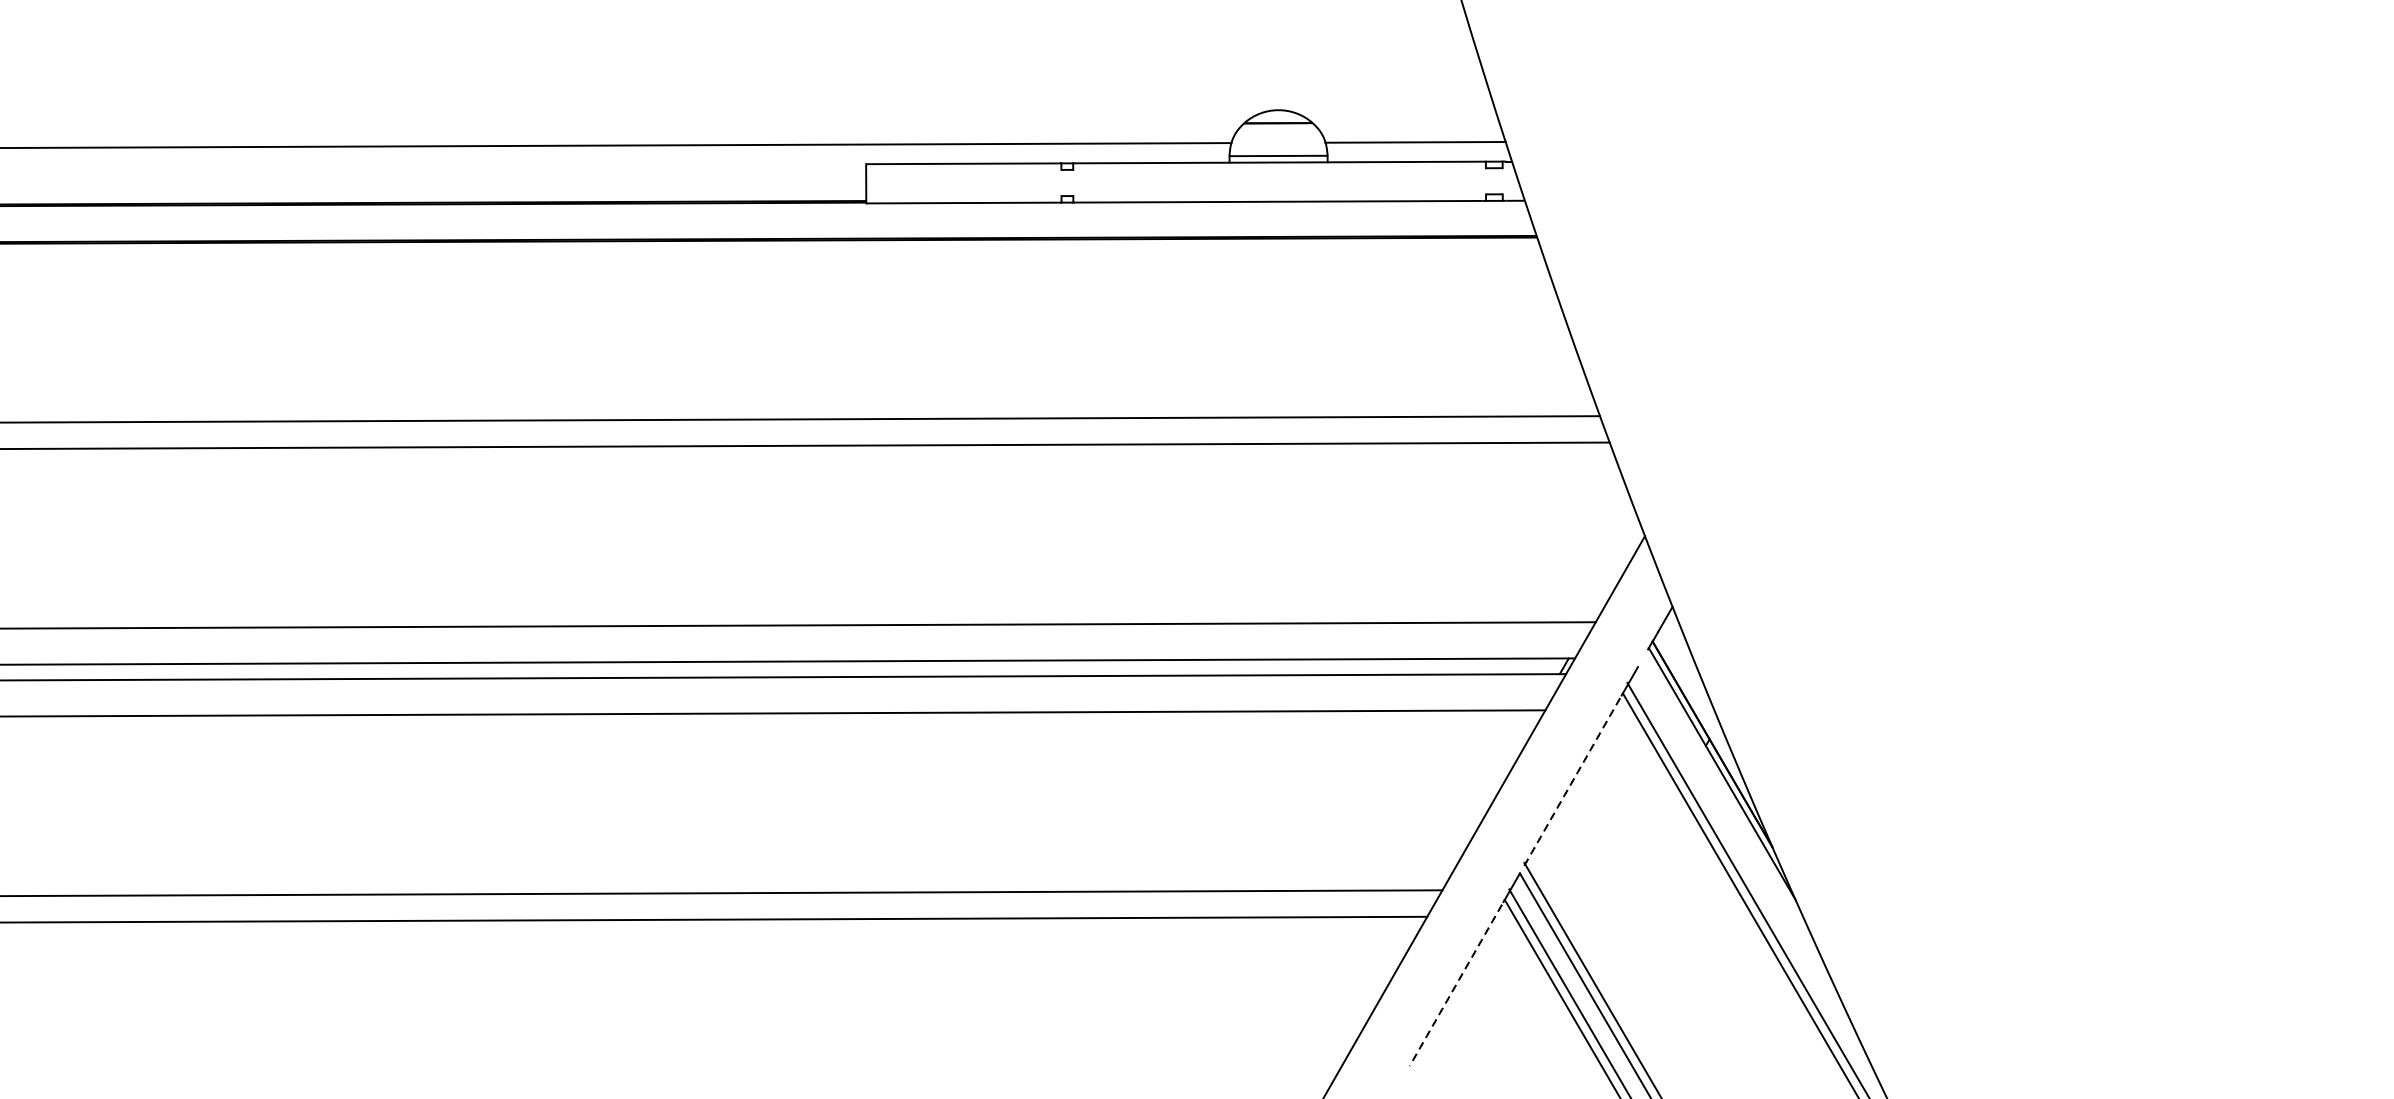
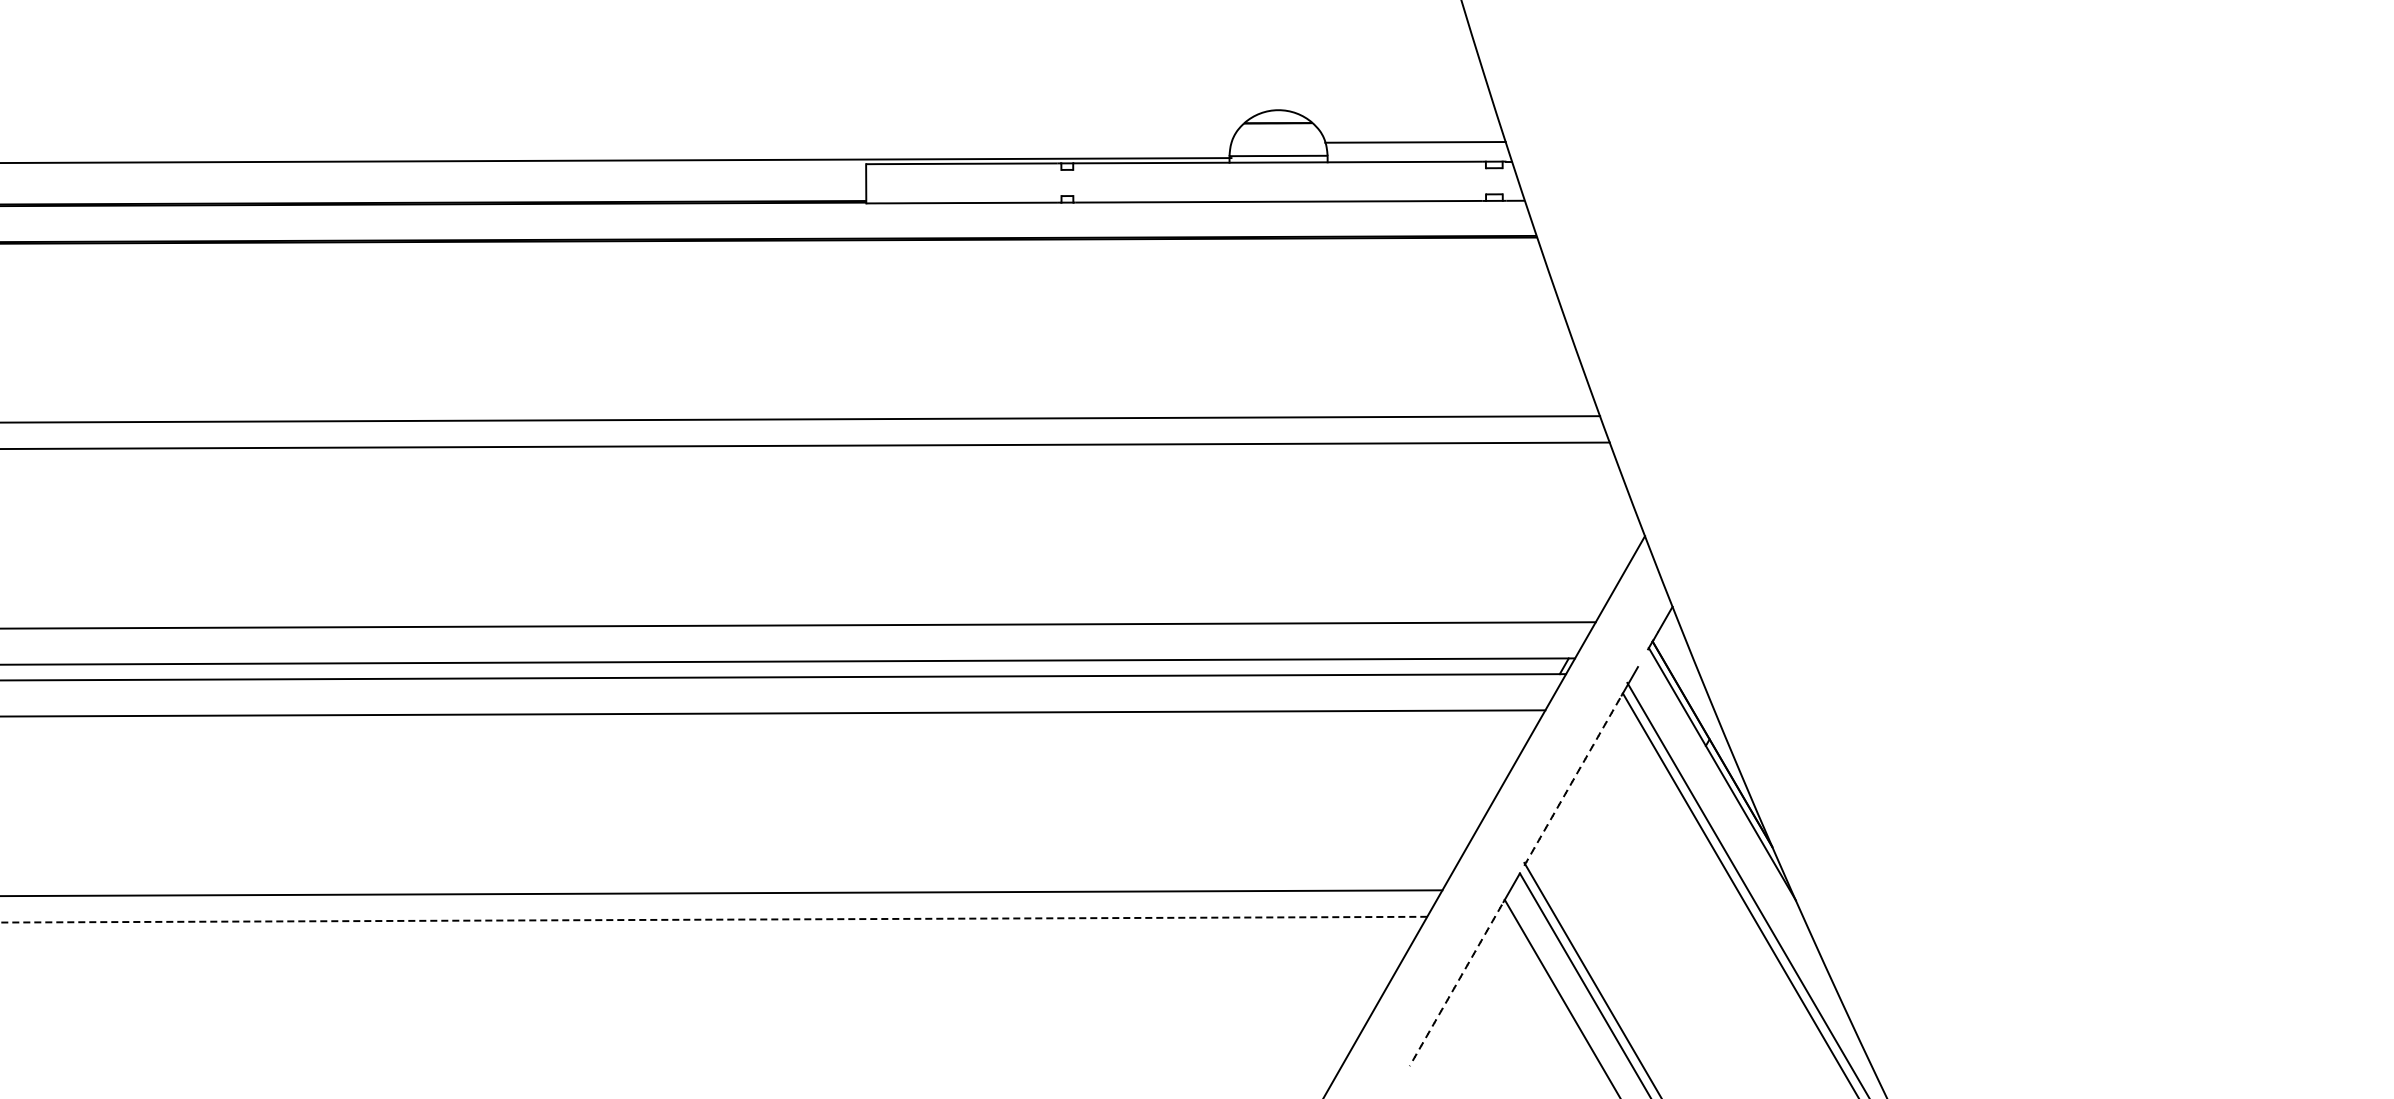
line position: (616, 145) -> (616, 160) (616, 160)
line: solid -> dashed (713, 919)
line: present -> none (1569, 992)
